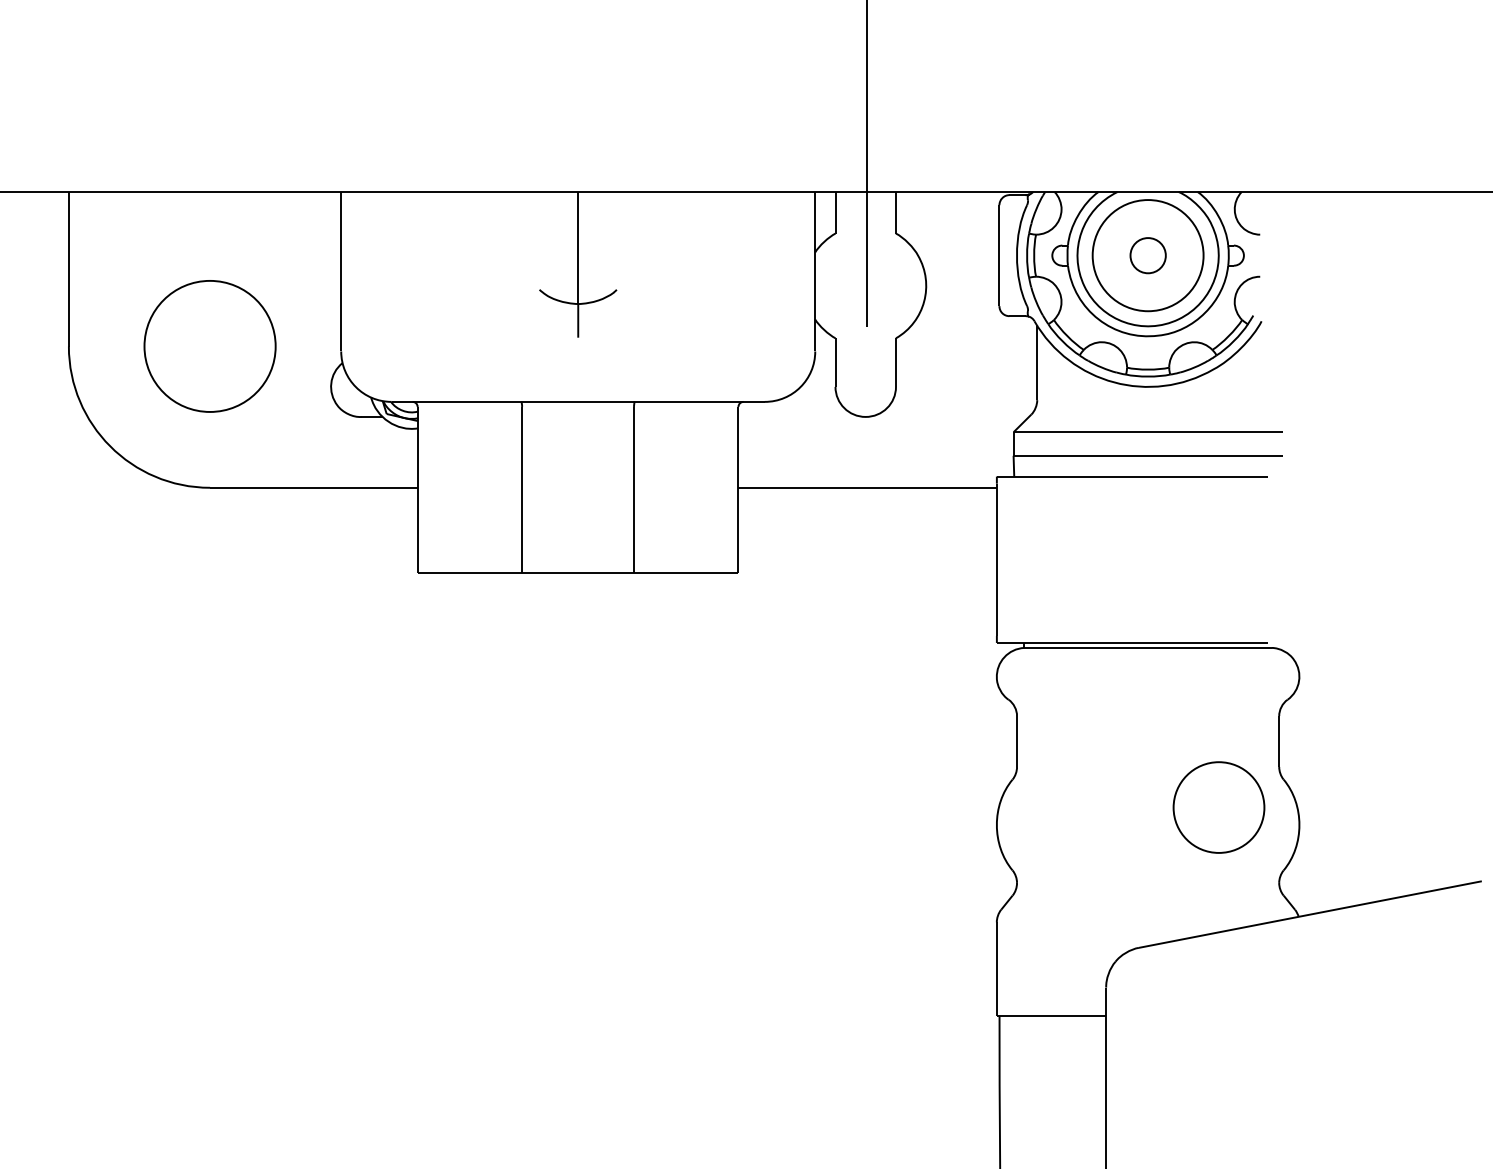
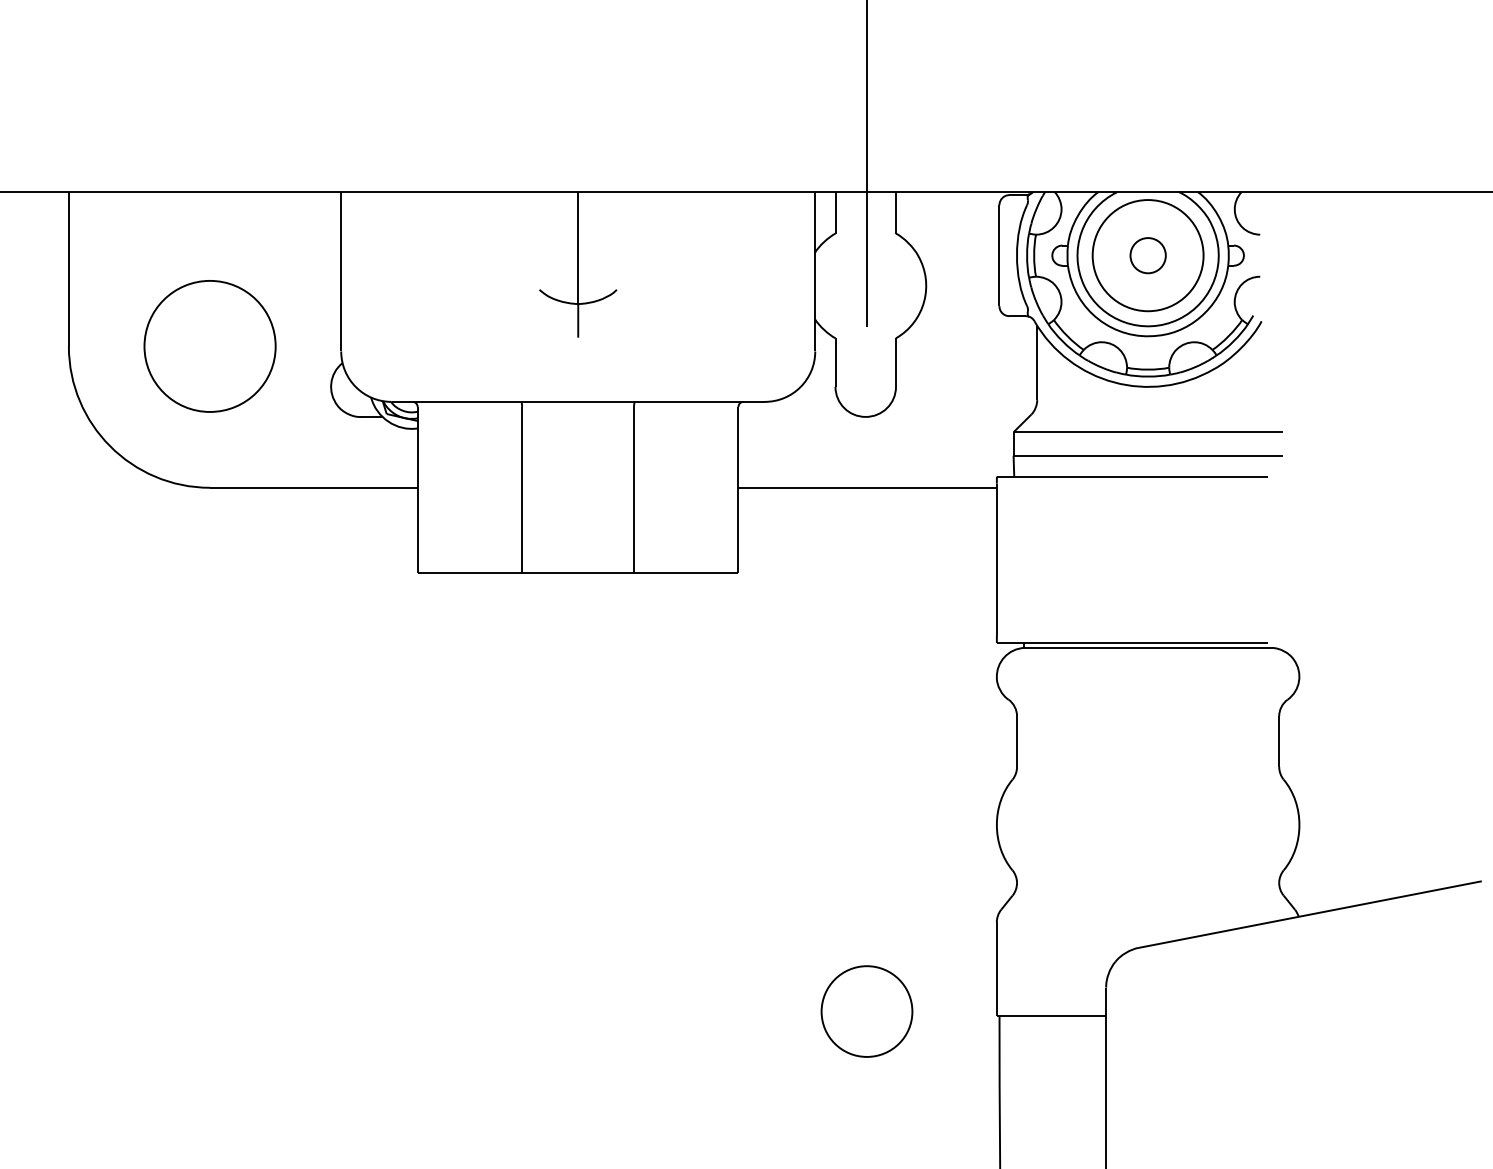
part position: (1218, 807) -> (866, 1011) (866, 1011)
